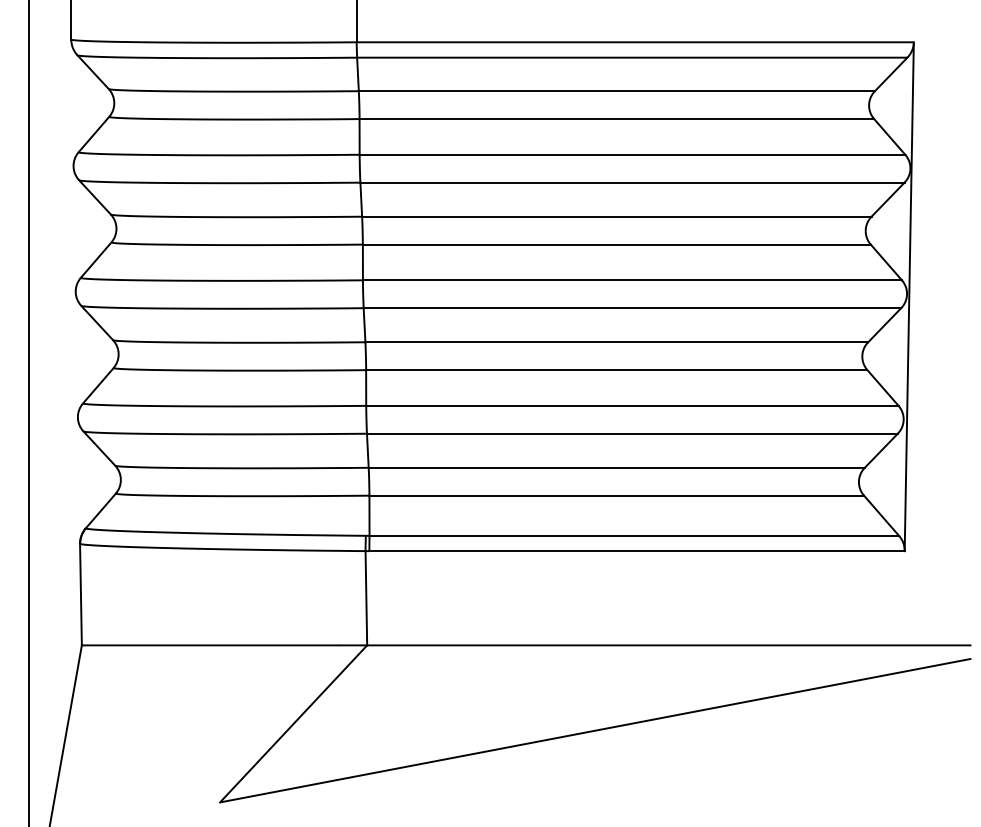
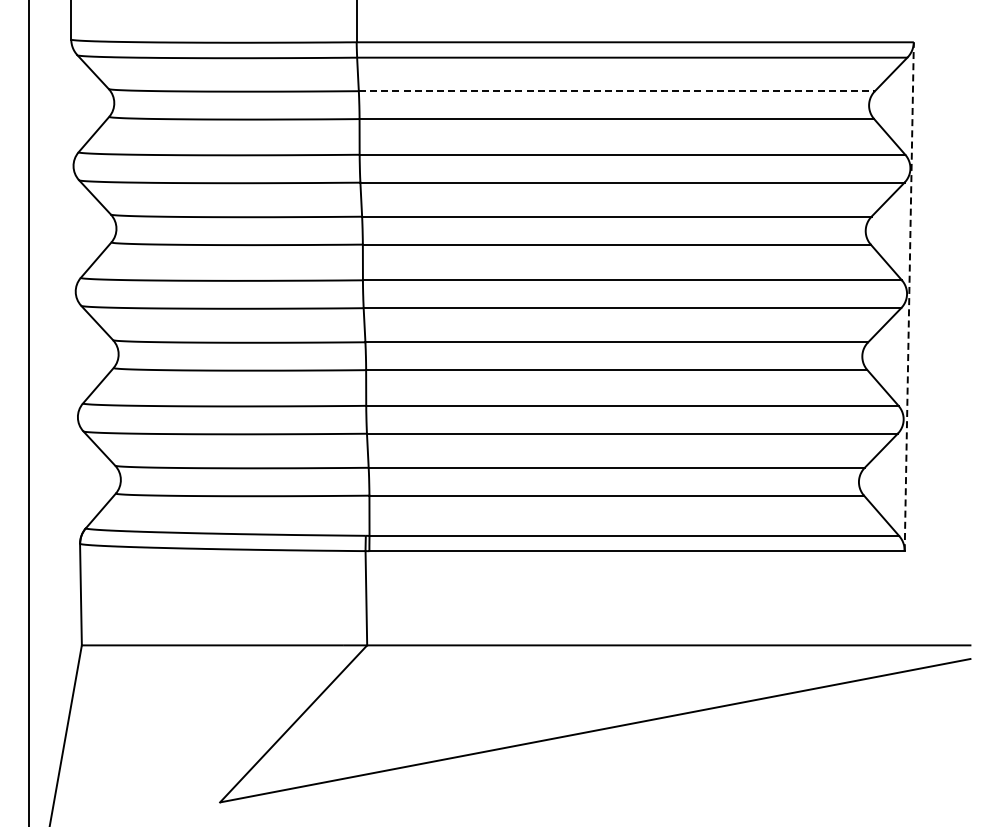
line: solid -> dashed (617, 91)
line: solid -> dashed (909, 296)
